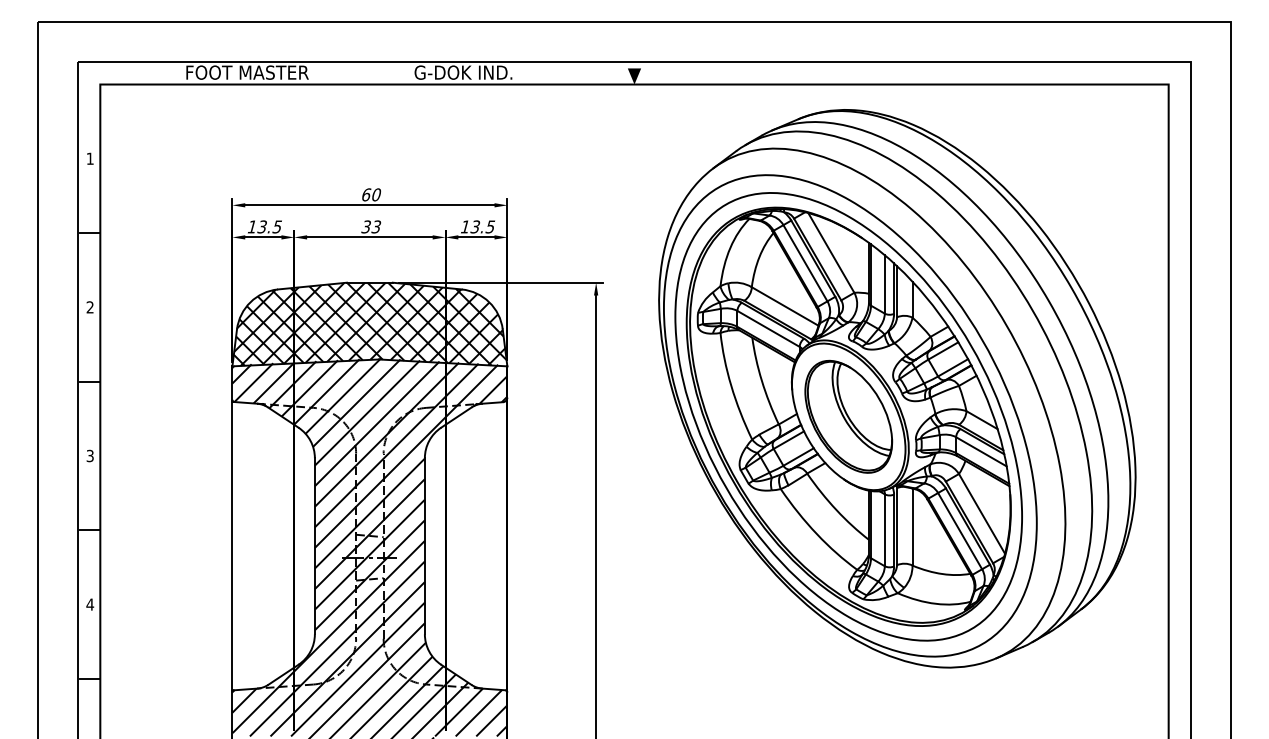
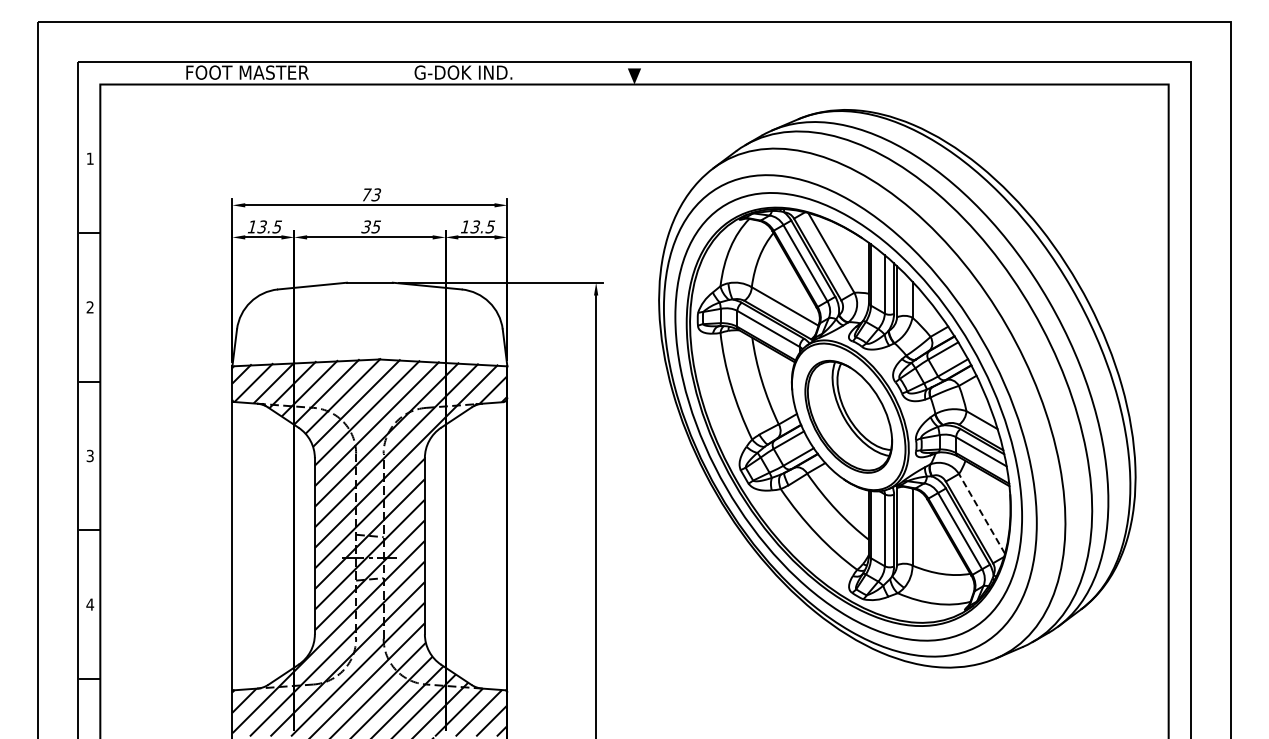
text: 60 -> 73 (371, 194)
text: 33 -> 35 (377, 226)
hatch: present -> none (369, 323)
line: solid -> dashed (981, 513)
